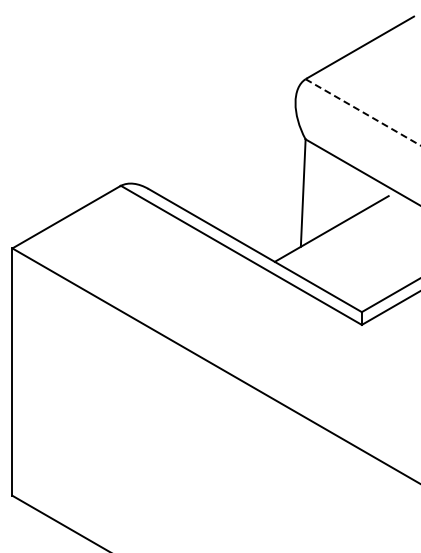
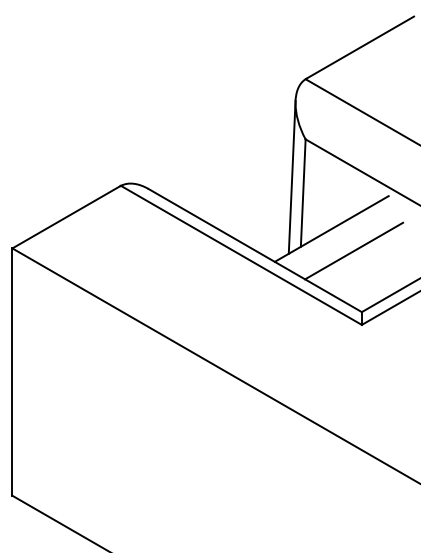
line: dashed -> solid (363, 112)
line: none -> present (291, 176)
line: none -> present (354, 250)
